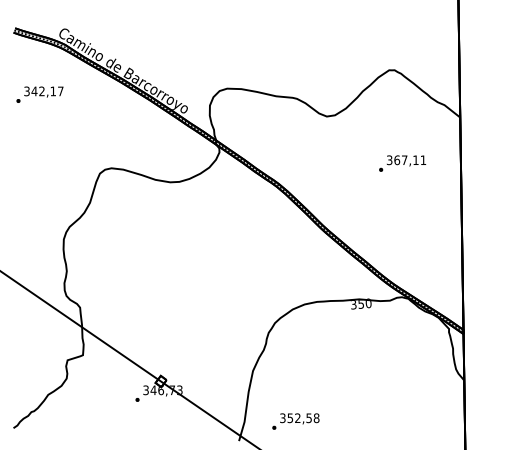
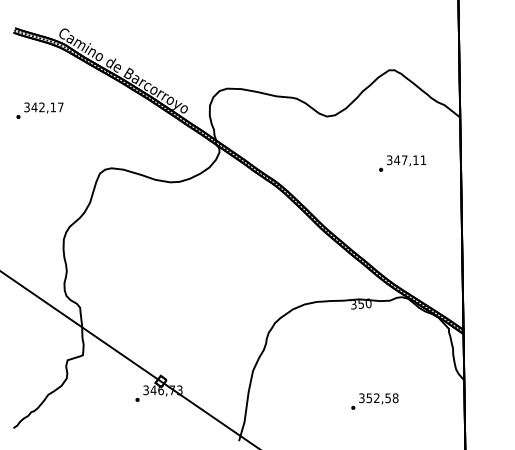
text position: (39, 94) -> (39, 110) (39, 110)
text: 367,11 -> 347,11 (396, 160)
text position: (295, 421) -> (374, 401) (374, 401)
